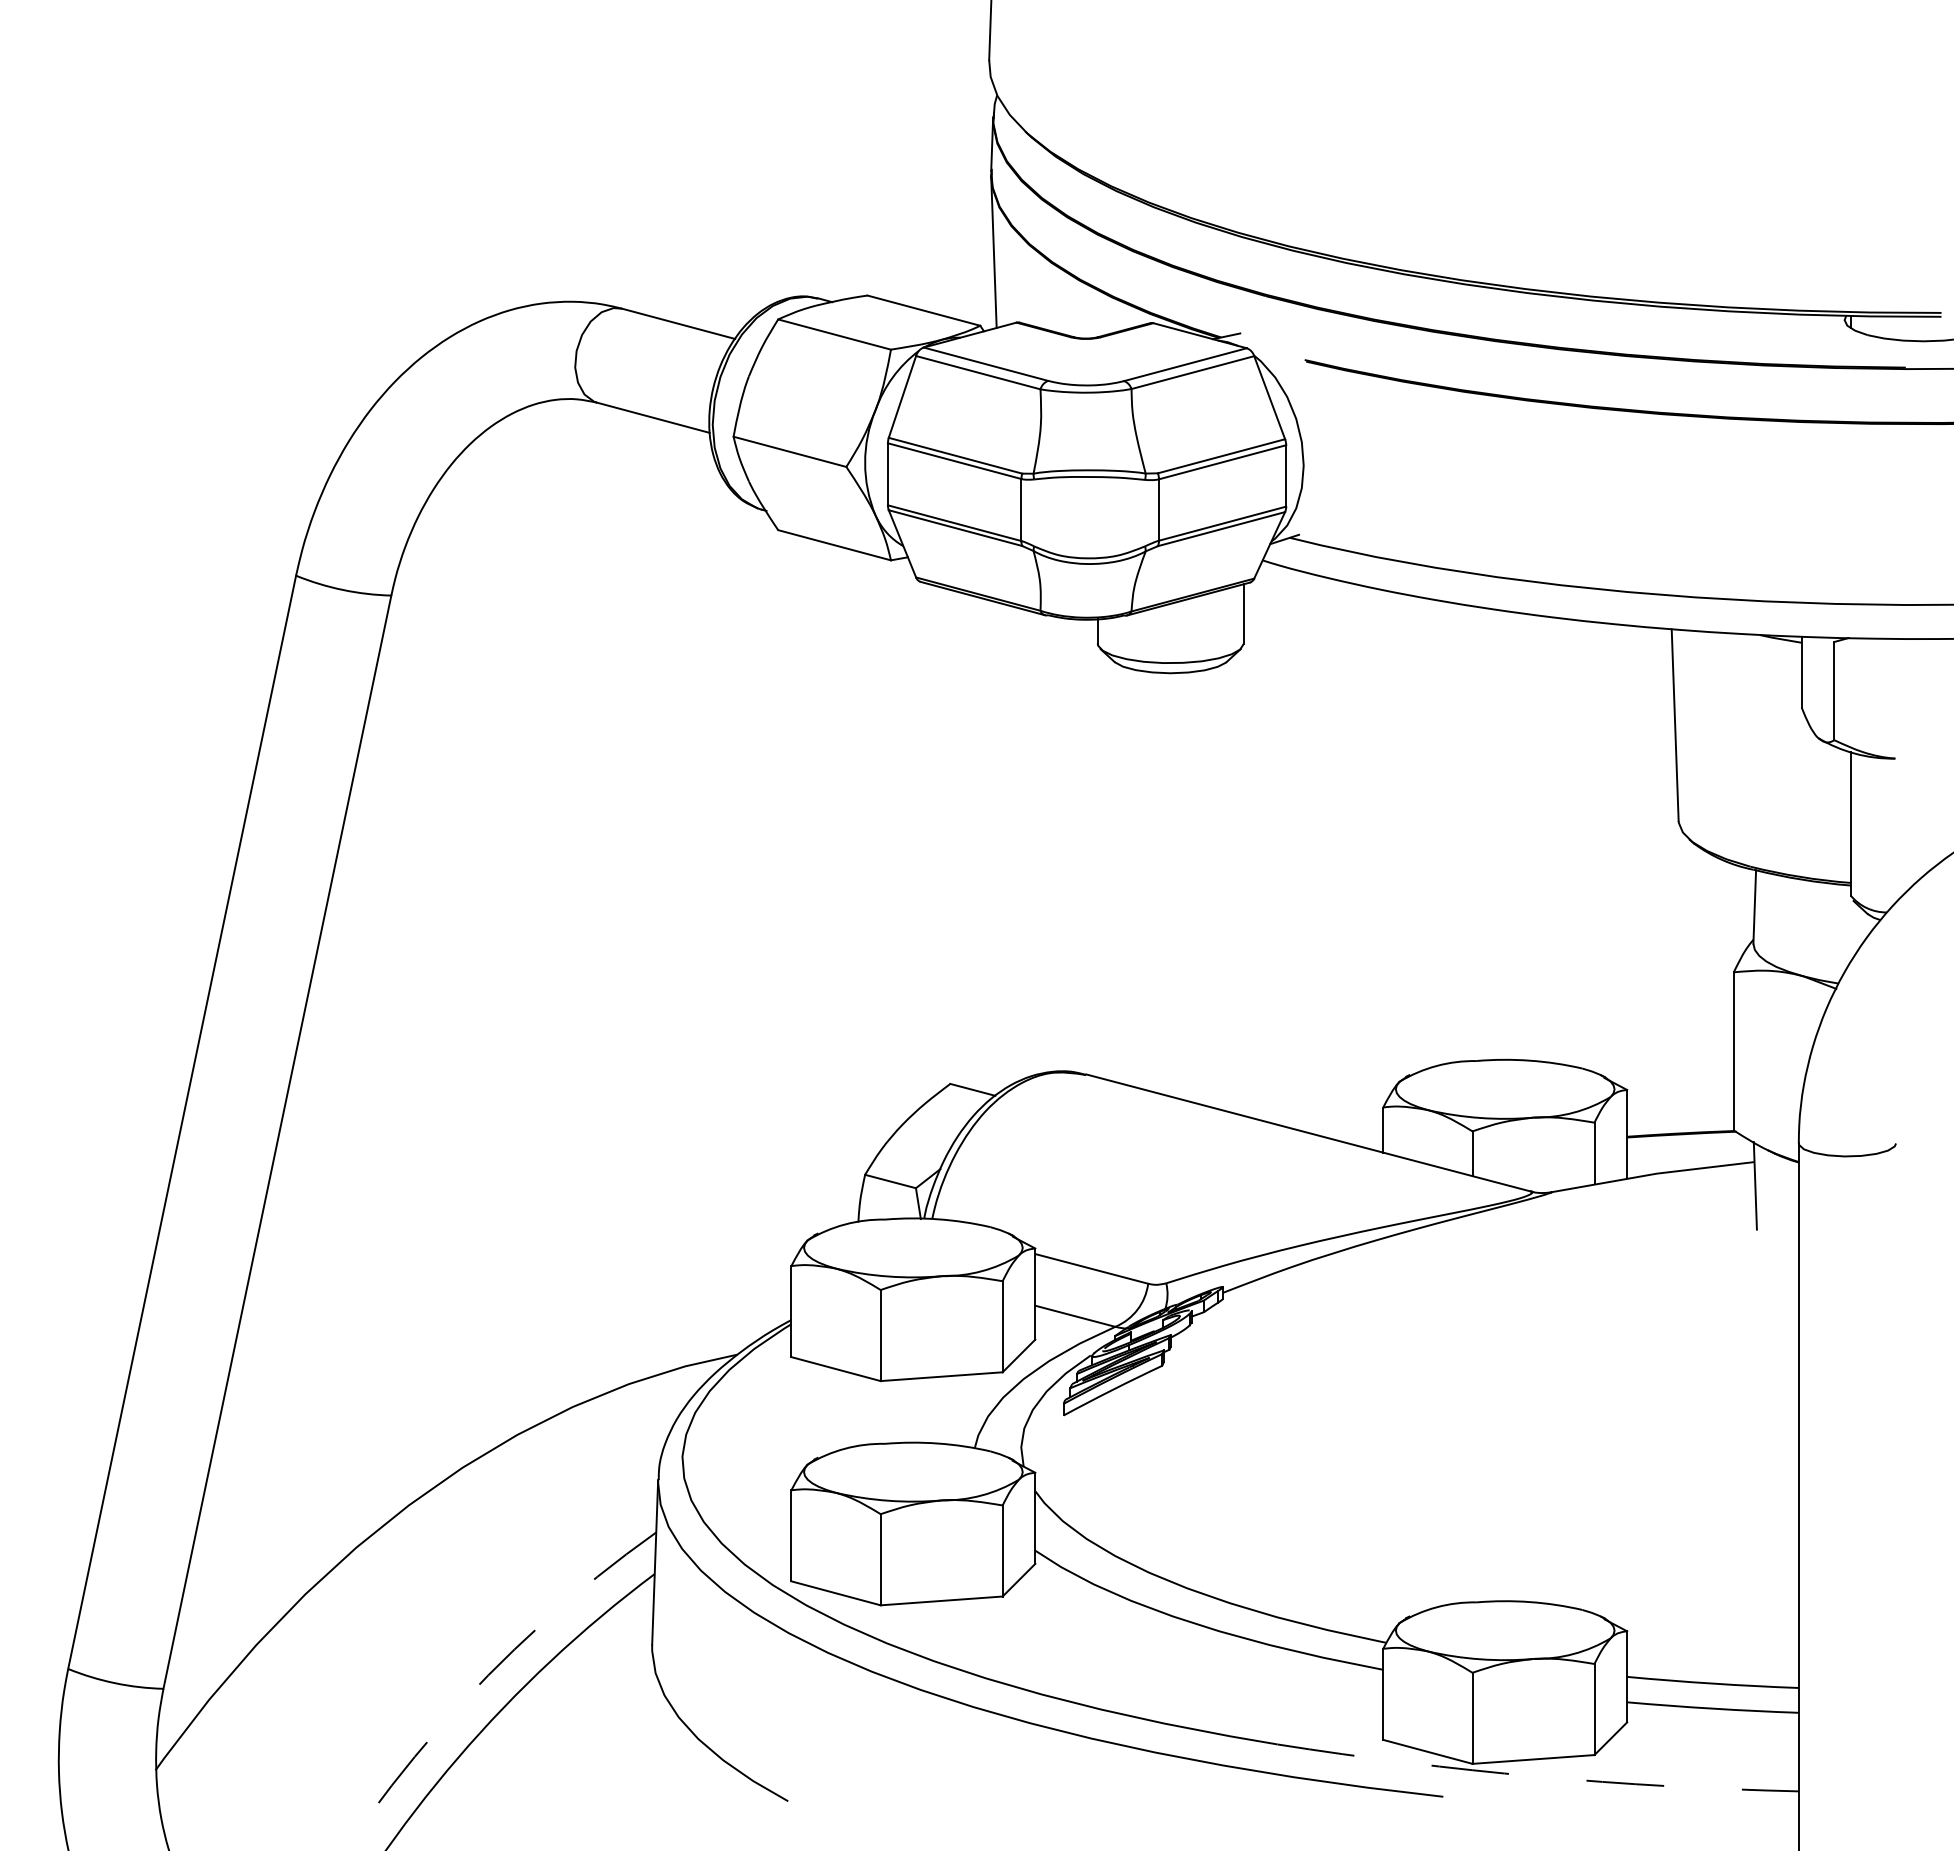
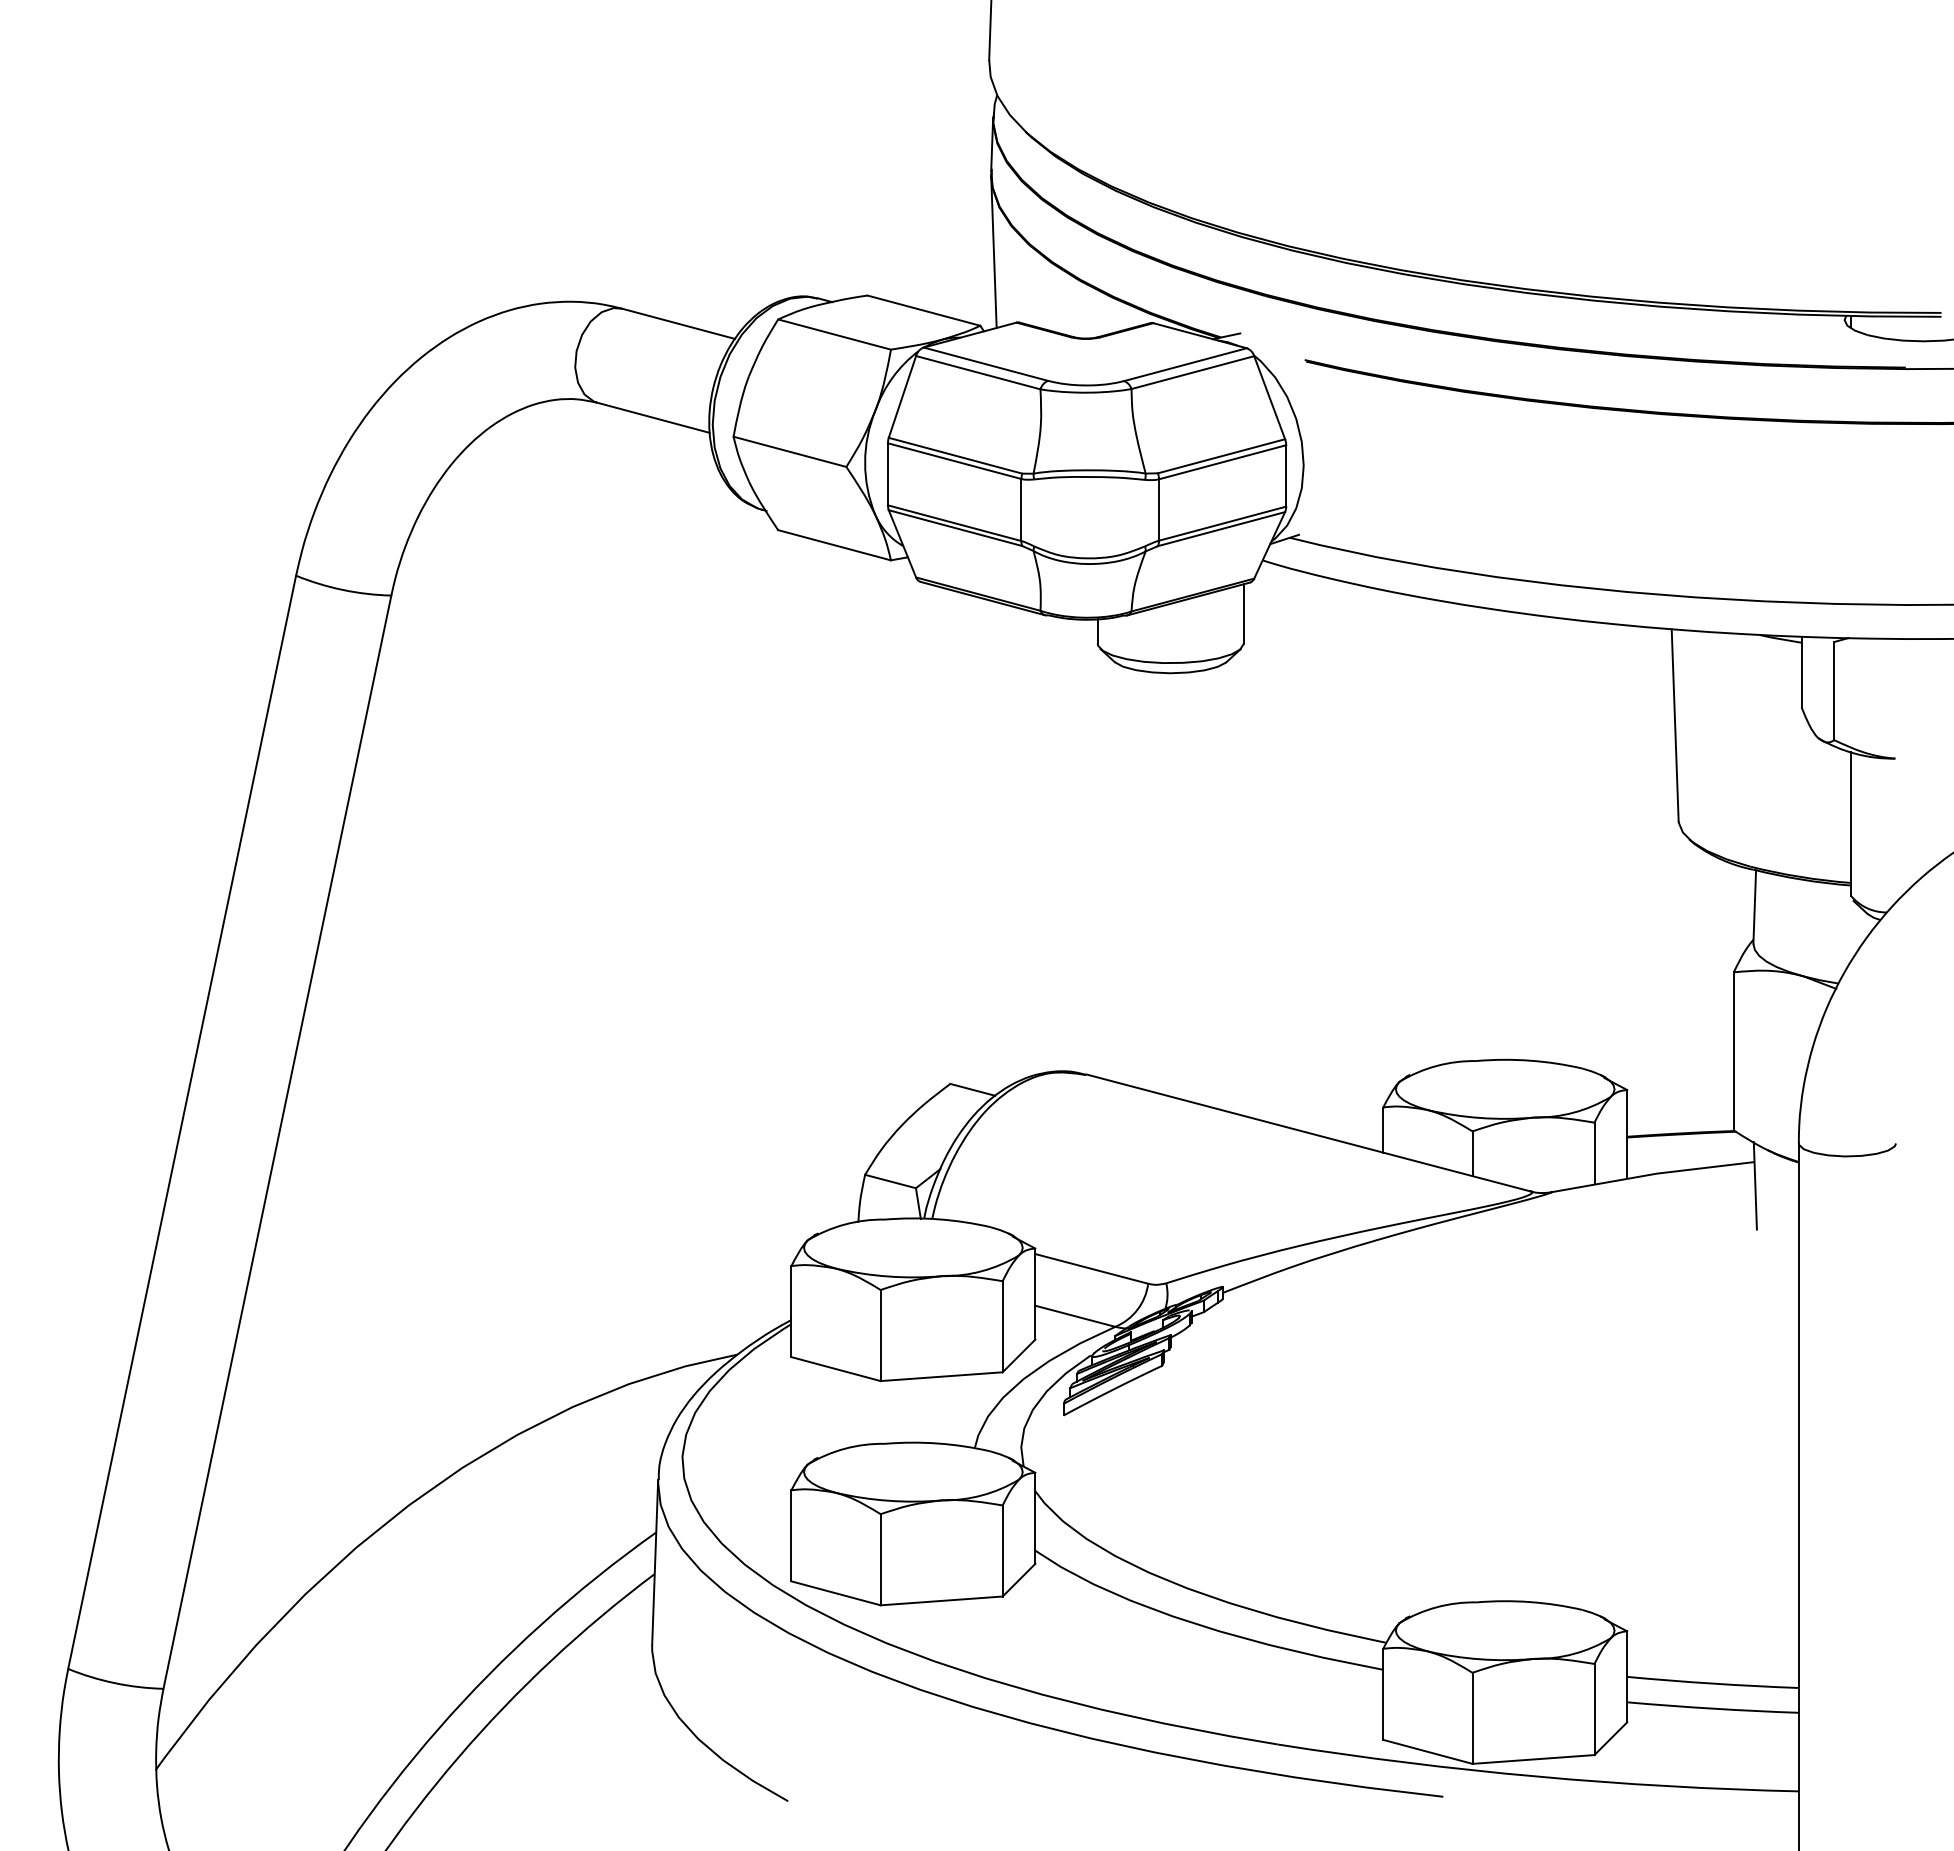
arc: dashed -> solid (485, 1678)
arc: dashed -> solid (1537, 1776)
